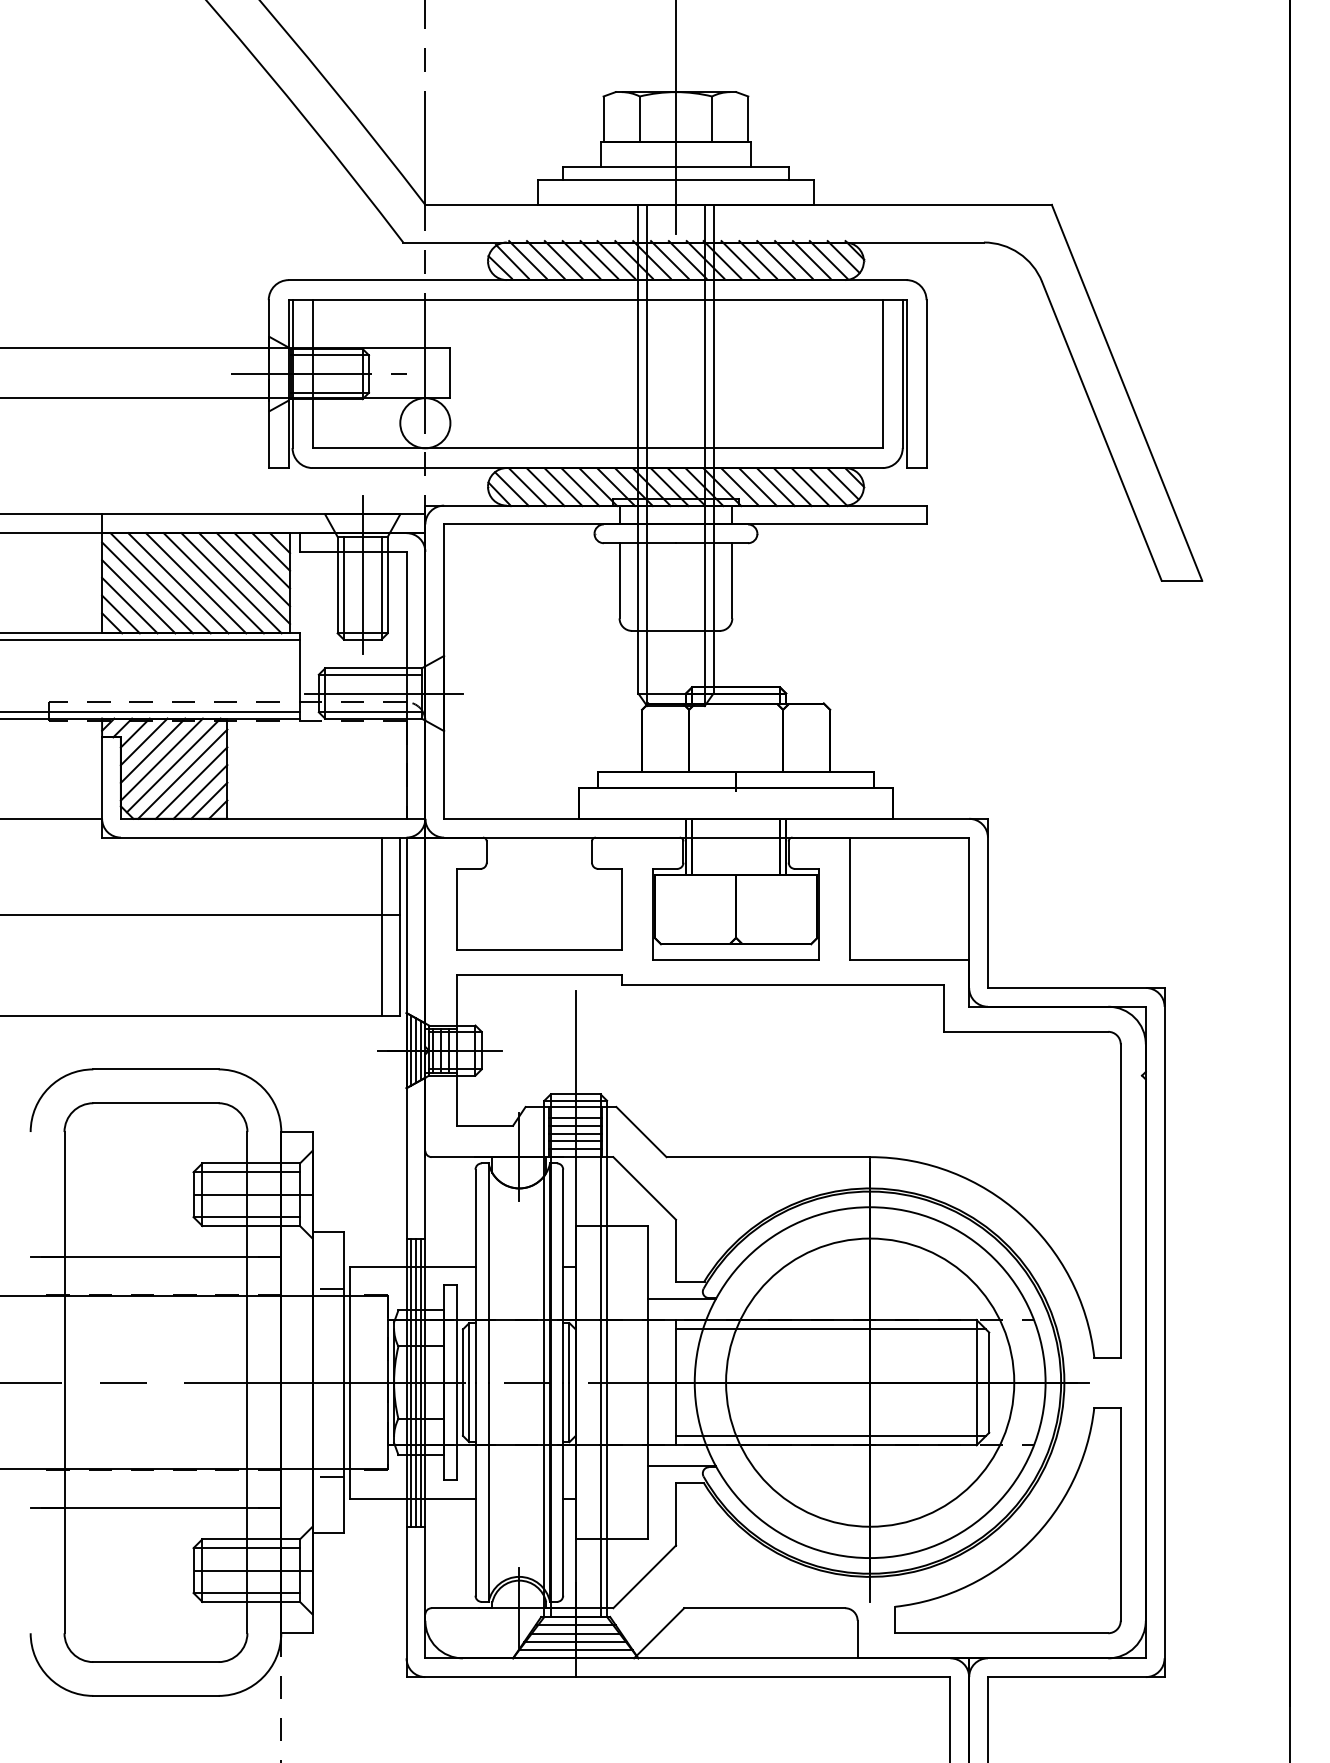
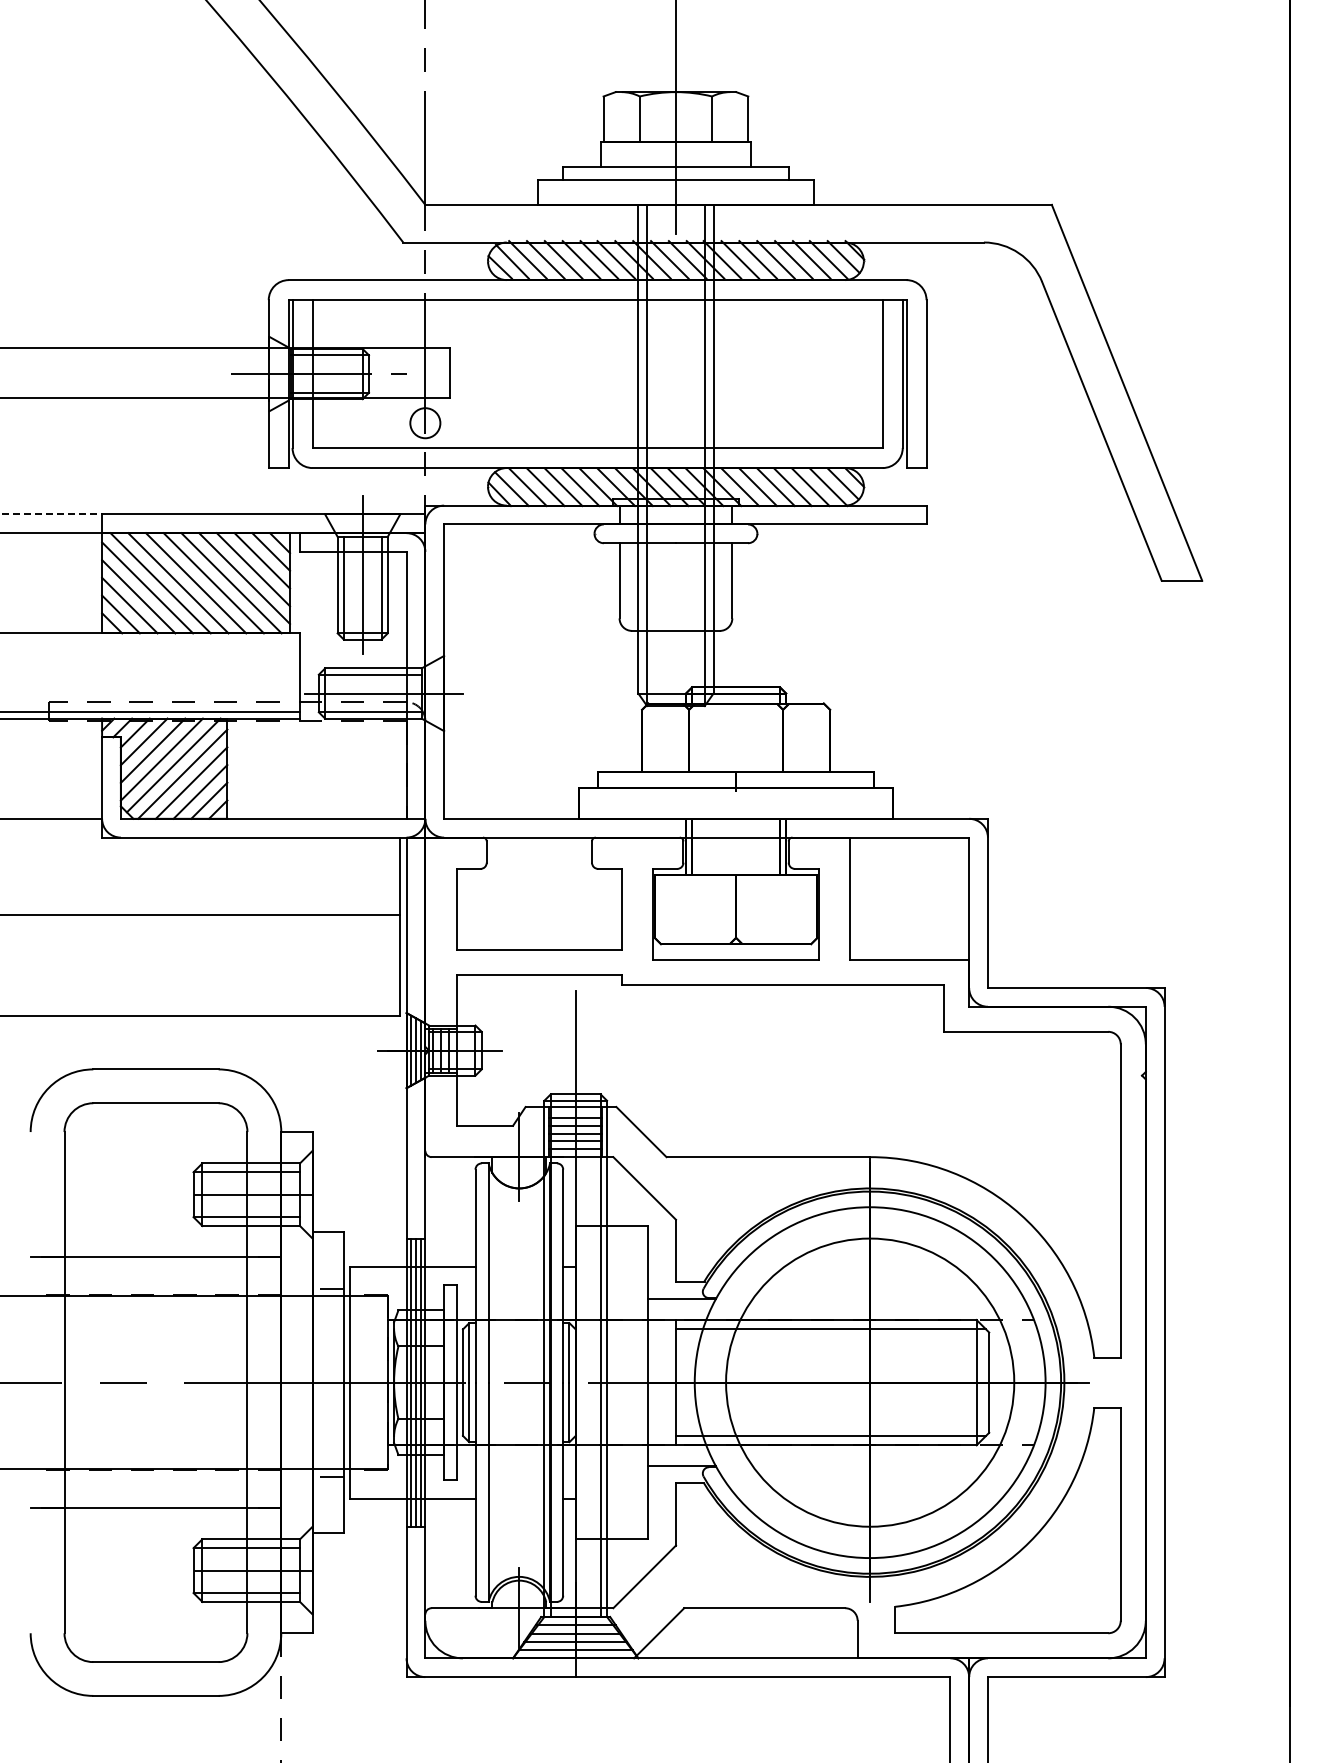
circle diameter: 50 px -> 30 px (425, 423)
line: solid -> dashed (51, 514)
line: present -> none (151, 639)
line: present -> none (381, 926)
